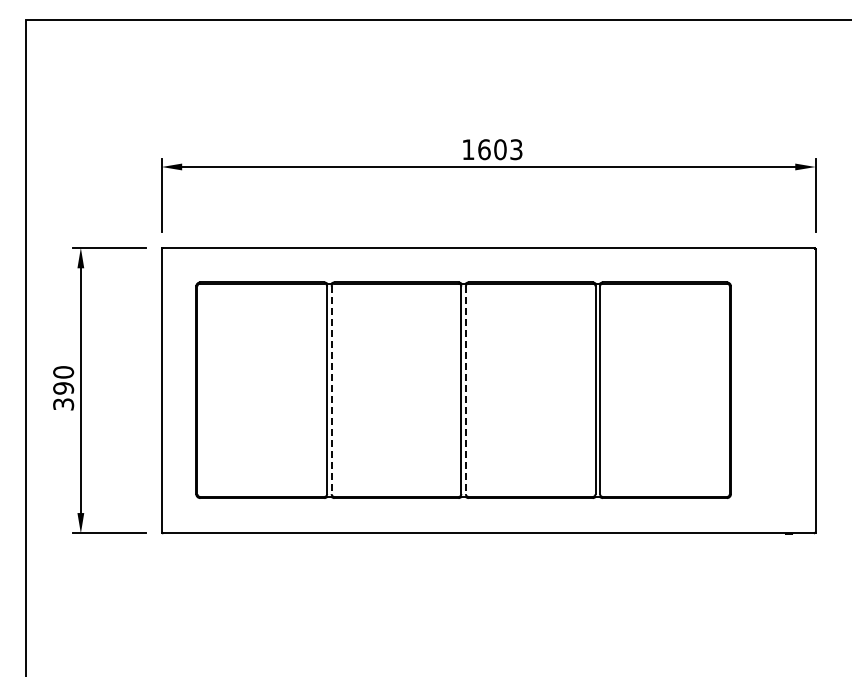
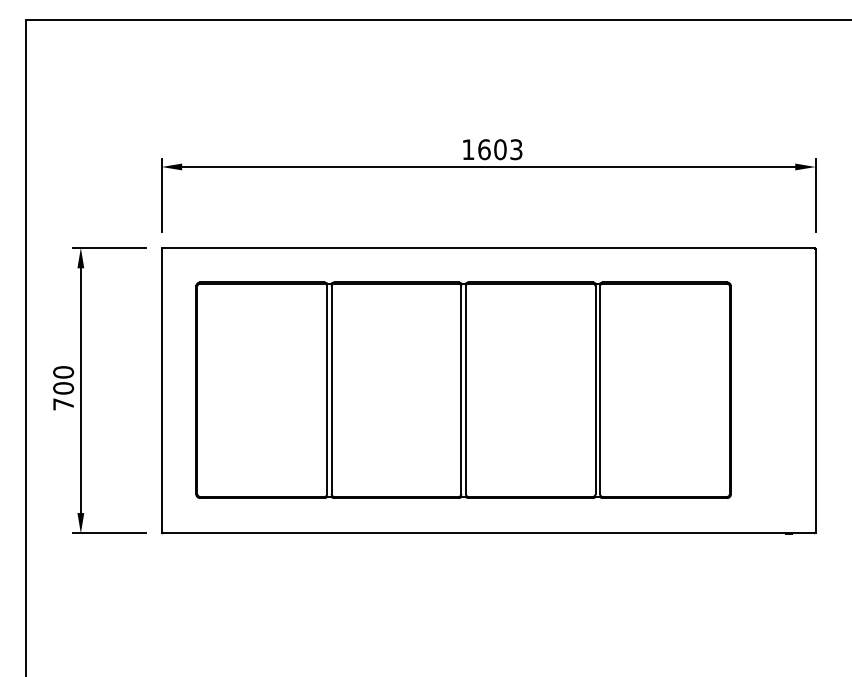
line: dashed -> solid (331, 390)
line: dashed -> solid (465, 390)
text: 390 -> 700 (63, 396)
